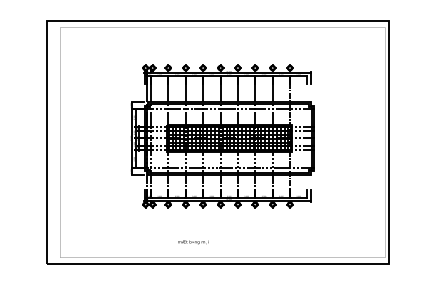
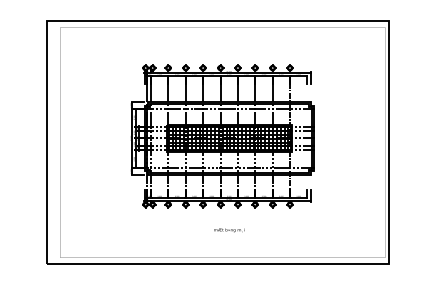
text position: (193, 242) -> (229, 230) (229, 230)
